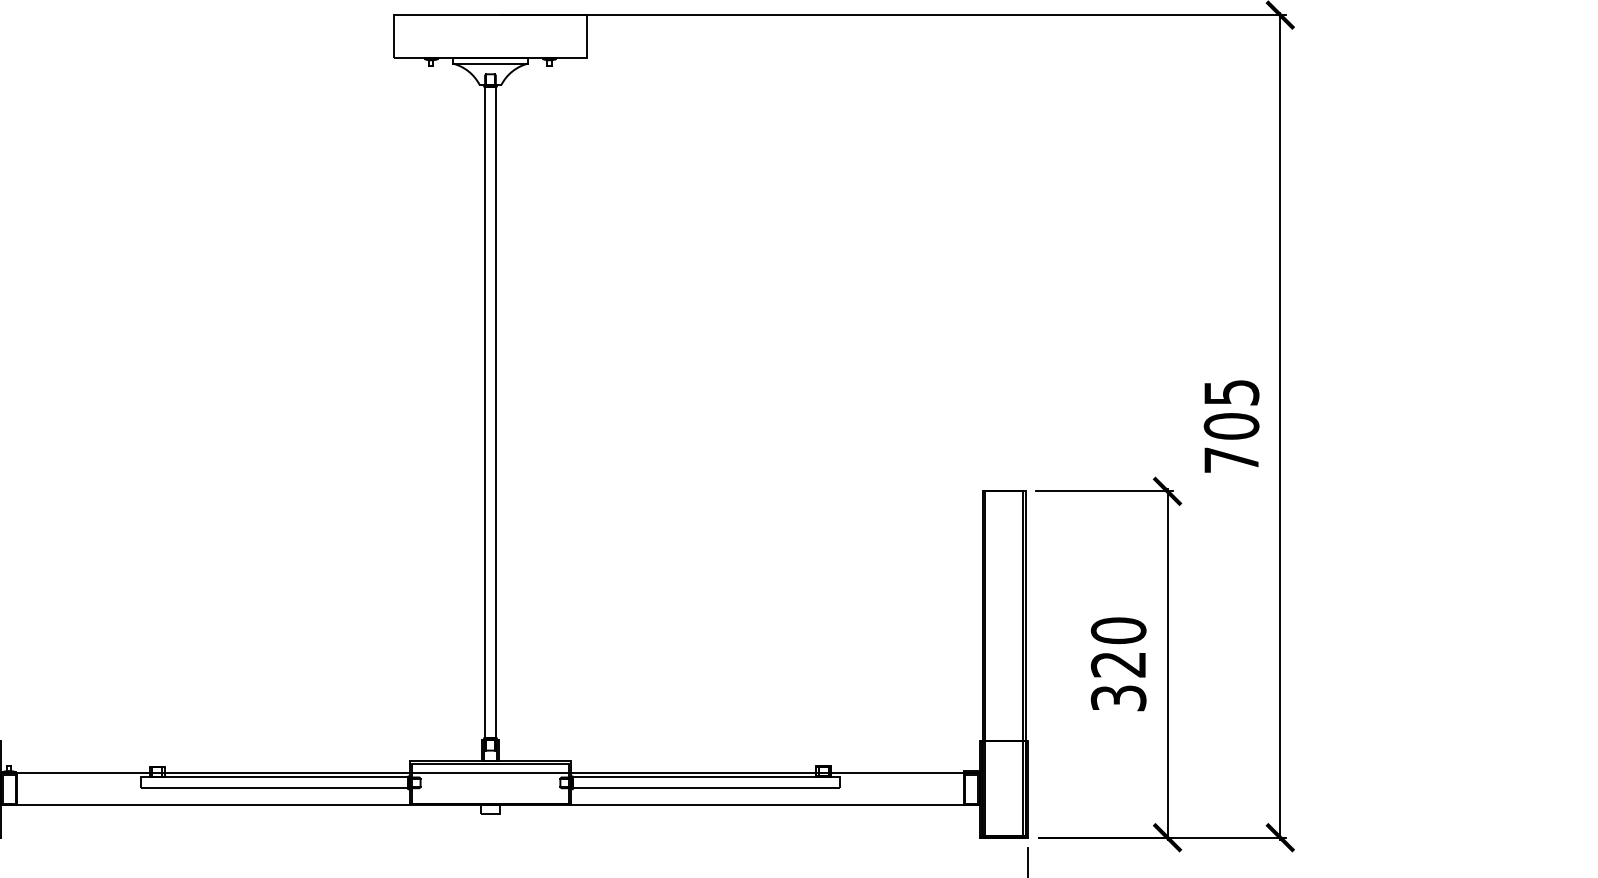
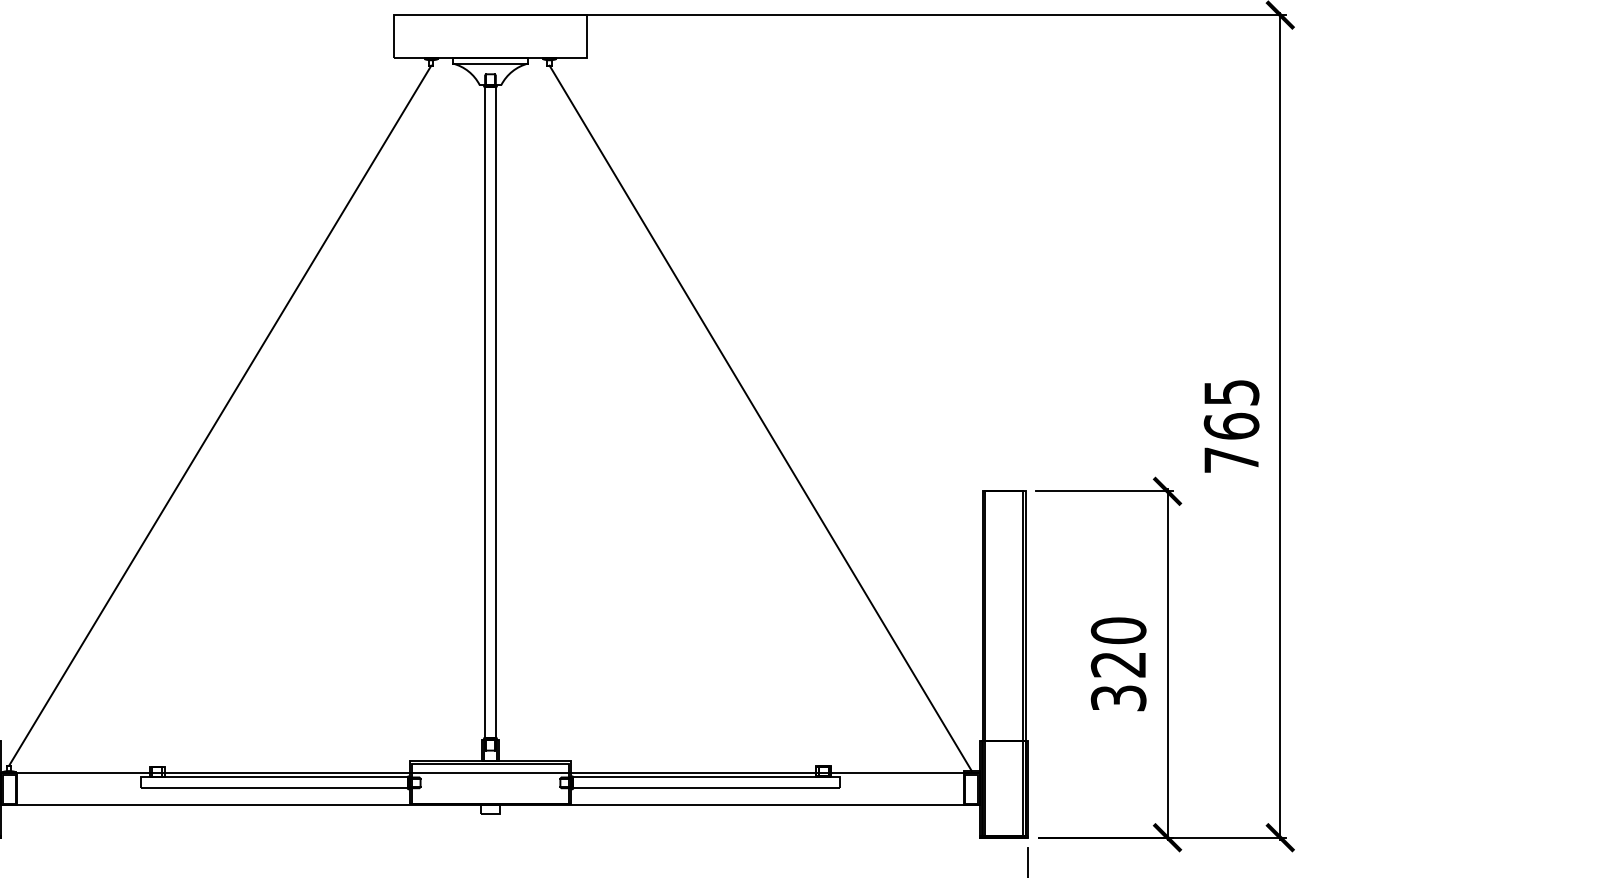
line: none -> present (220, 415)
line: none -> present (760, 418)
text: 705 -> 765 (1231, 425)
